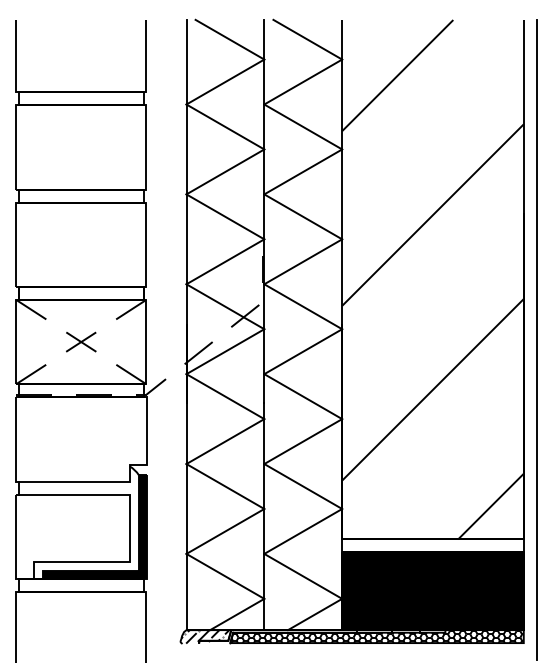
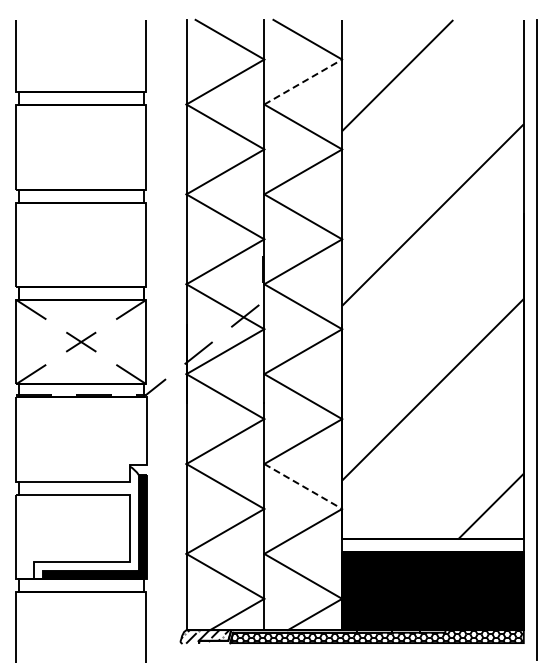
line: solid -> dashed (303, 82)
line: solid -> dashed (303, 486)
